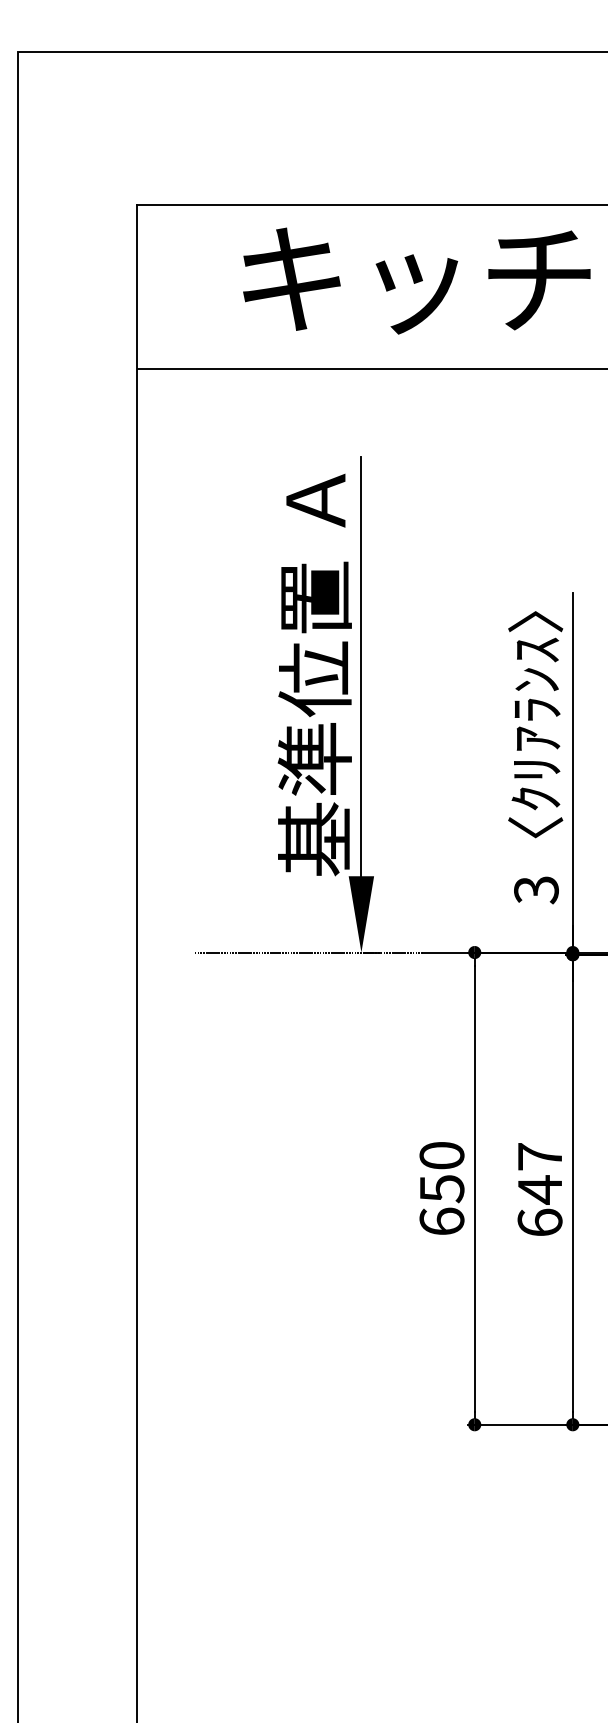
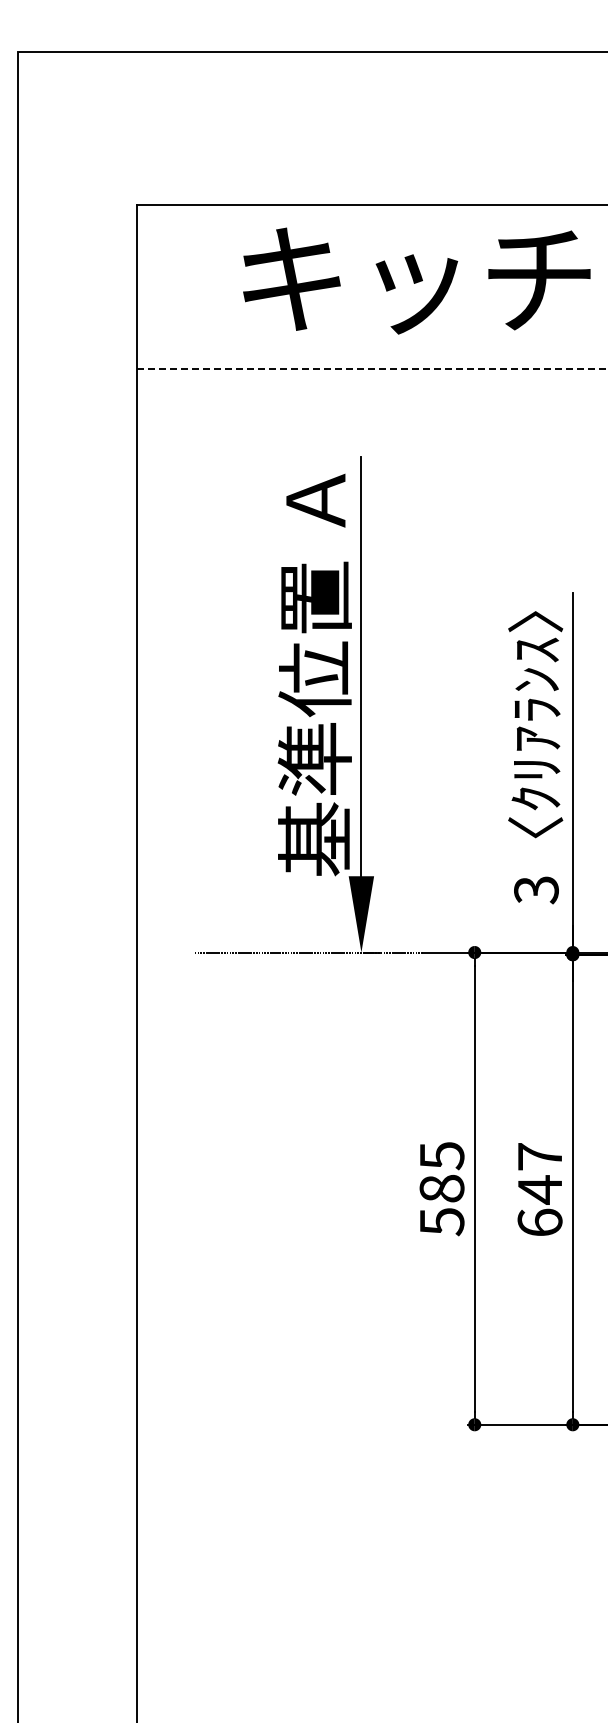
line: solid -> dashed (371, 368)
text: 650 -> 585 (441, 1189)
